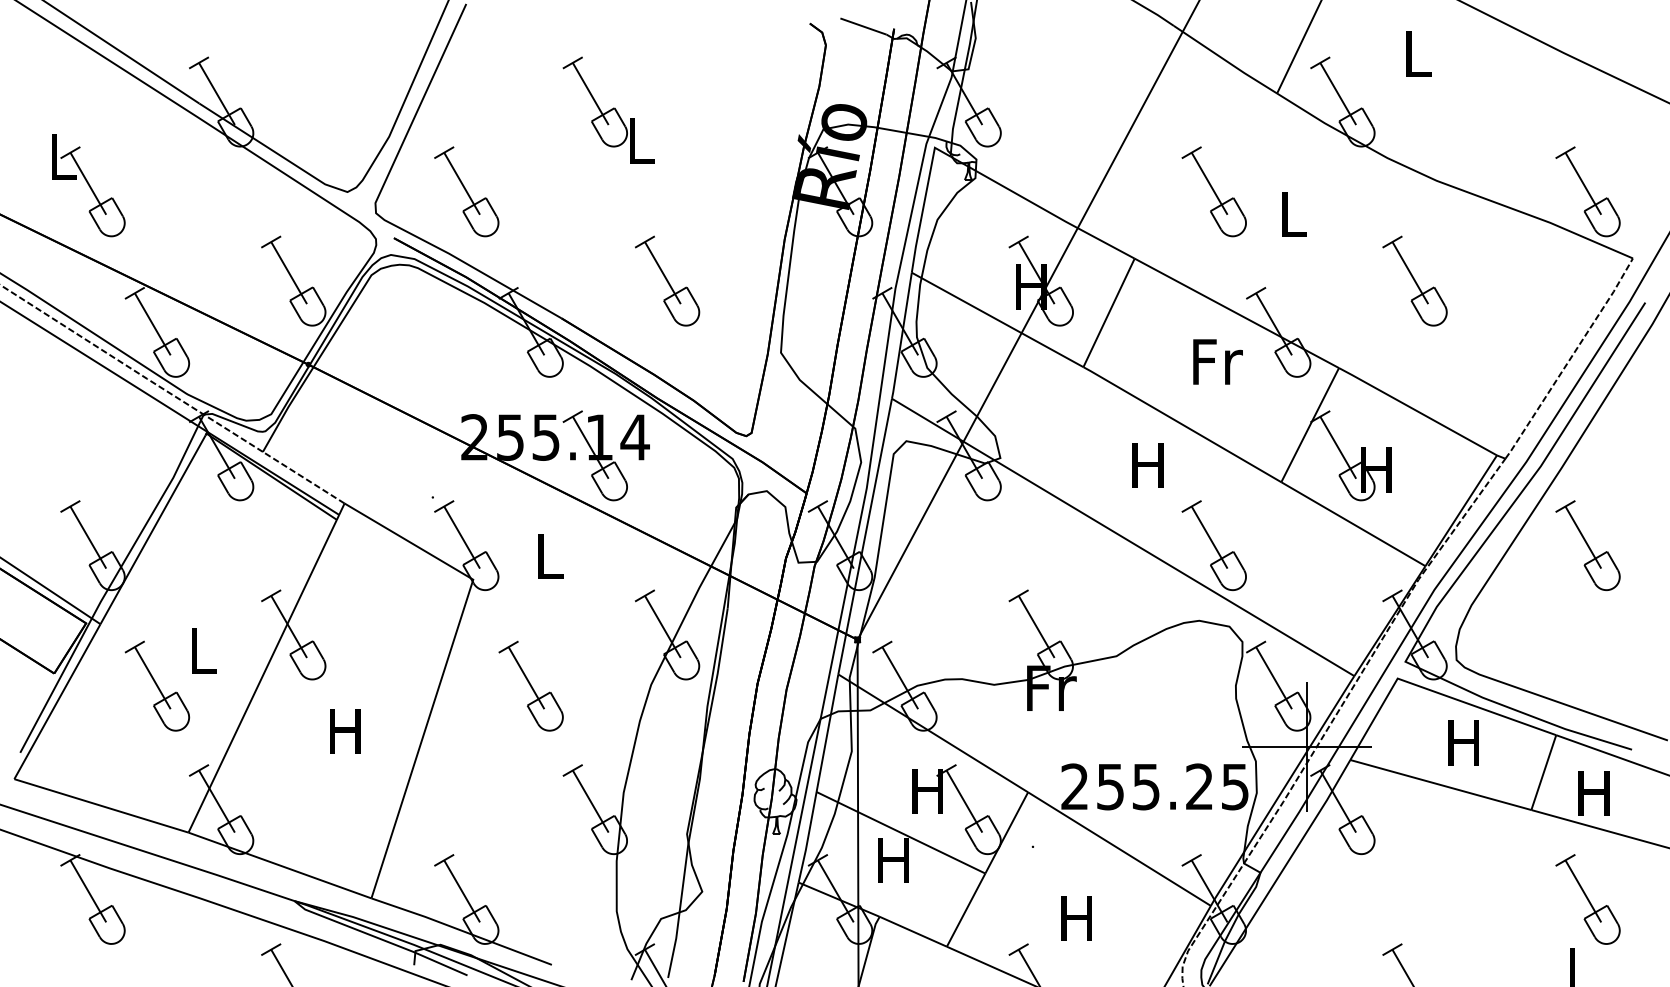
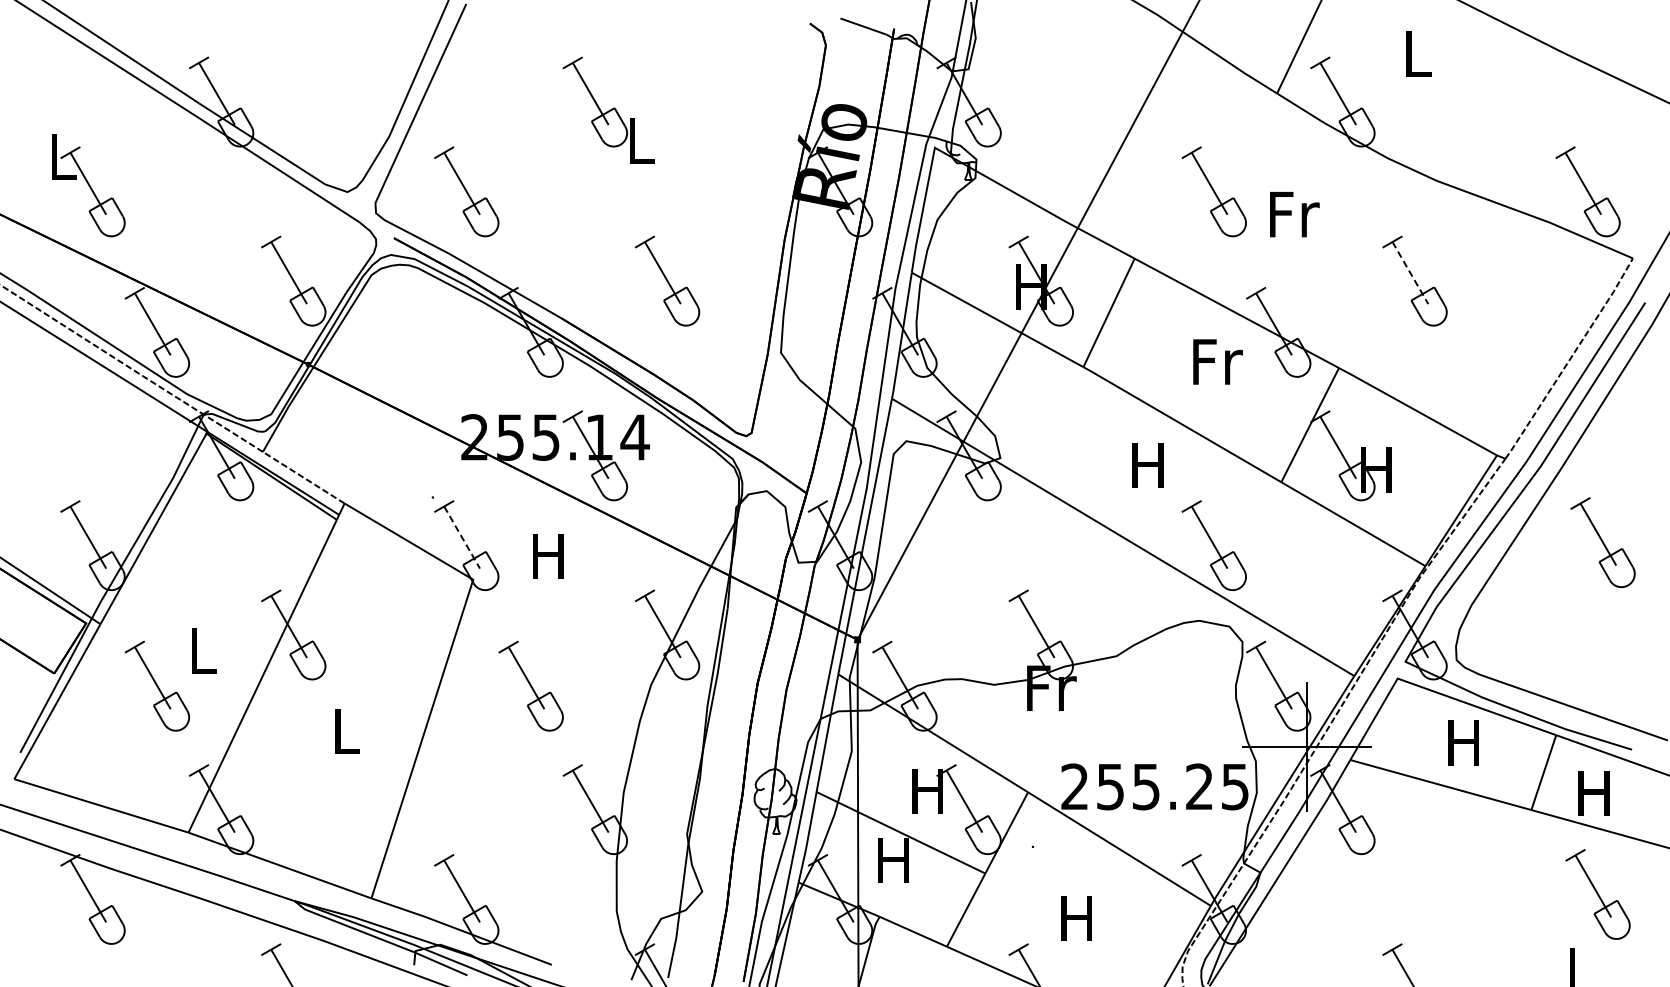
text: L -> Fr (1294, 214)
line: solid -> dashed (1410, 273)
line: solid -> dashed (462, 537)
part position: (1587, 545) -> (1602, 542) (1602, 542)
text: L -> H (548, 556)
text: H -> L (345, 731)
part position: (1587, 899) -> (1597, 894) (1597, 894)
